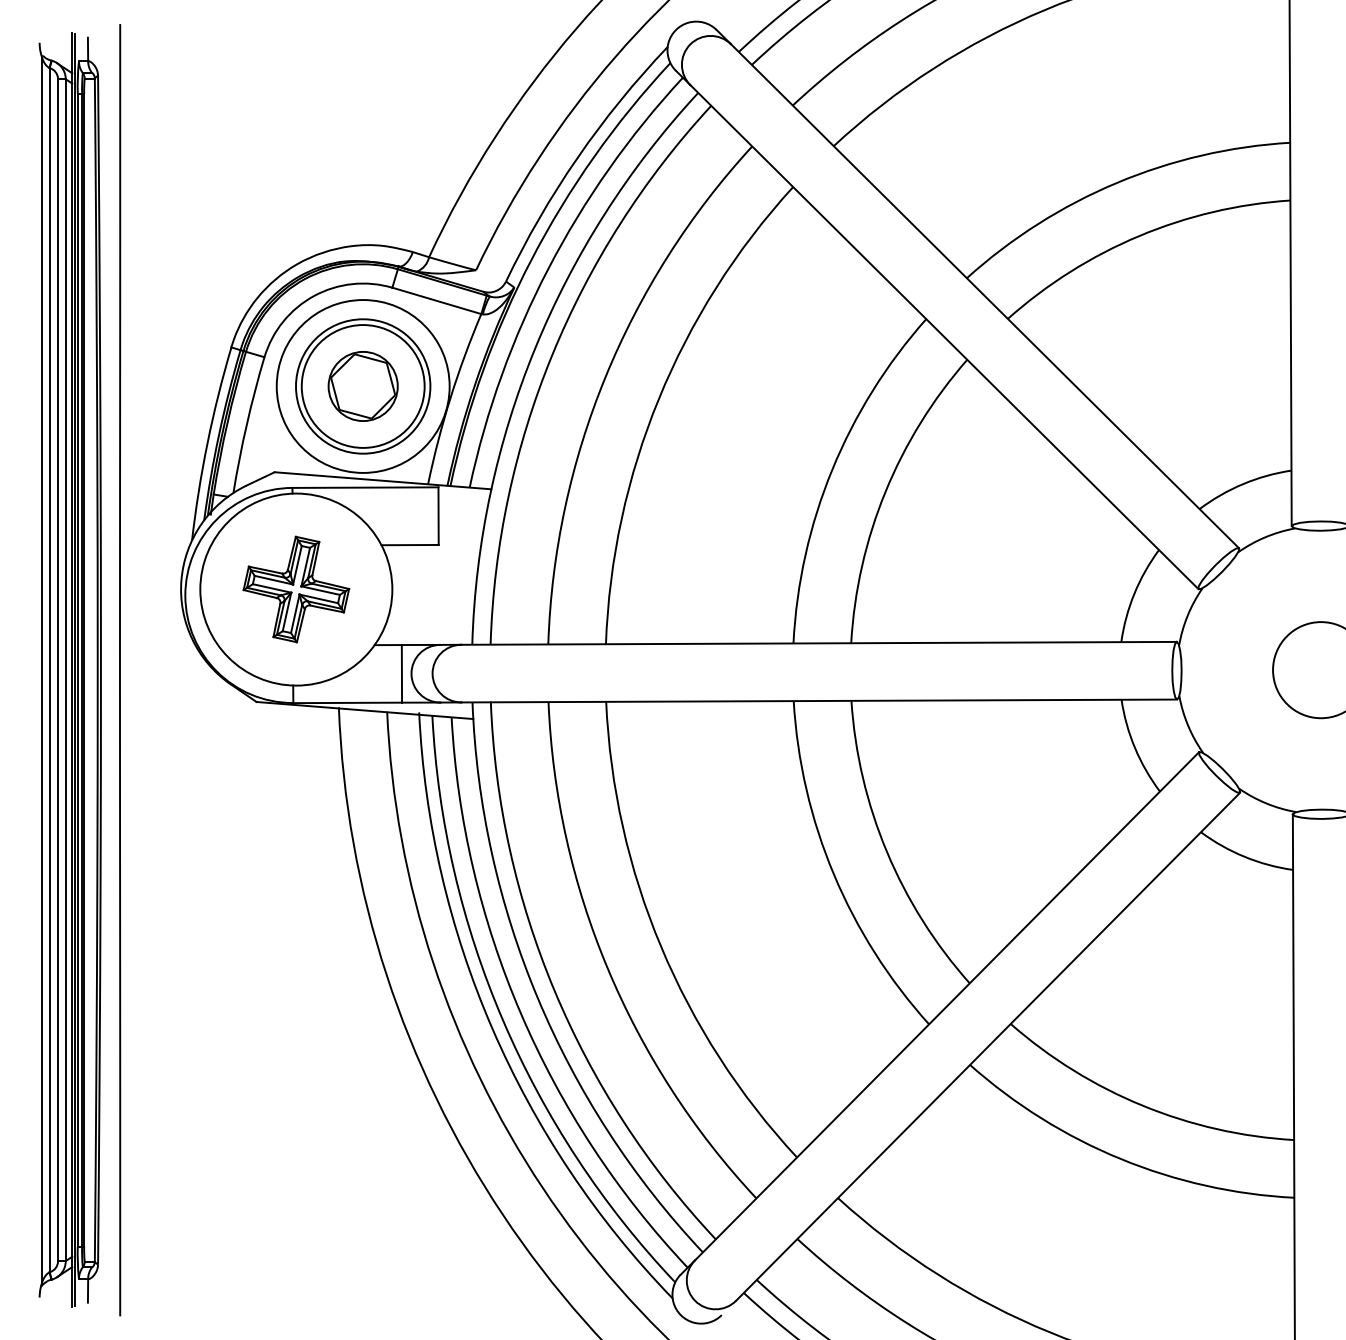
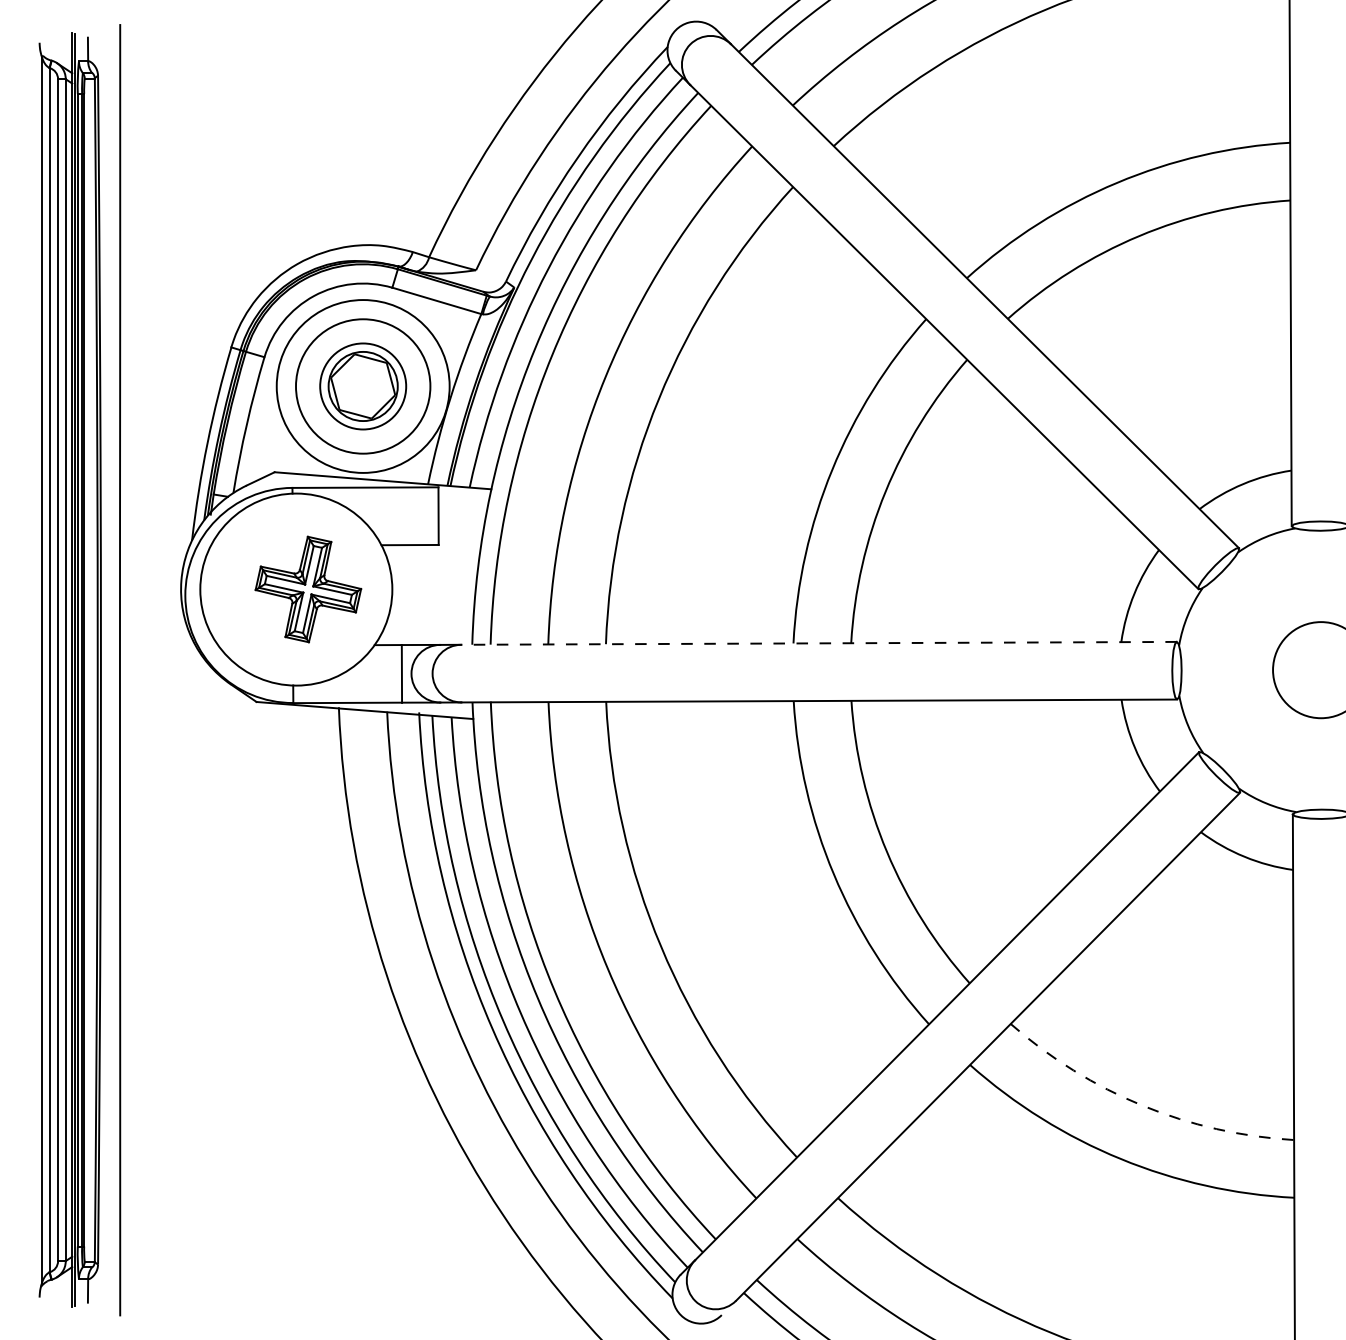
circle diameter: 123 px -> 86 px (363, 386)
part position: (296, 589) -> (308, 589) (308, 589)
line: solid -> dashed (819, 643)
arc: solid -> dashed (1142, 1105)
